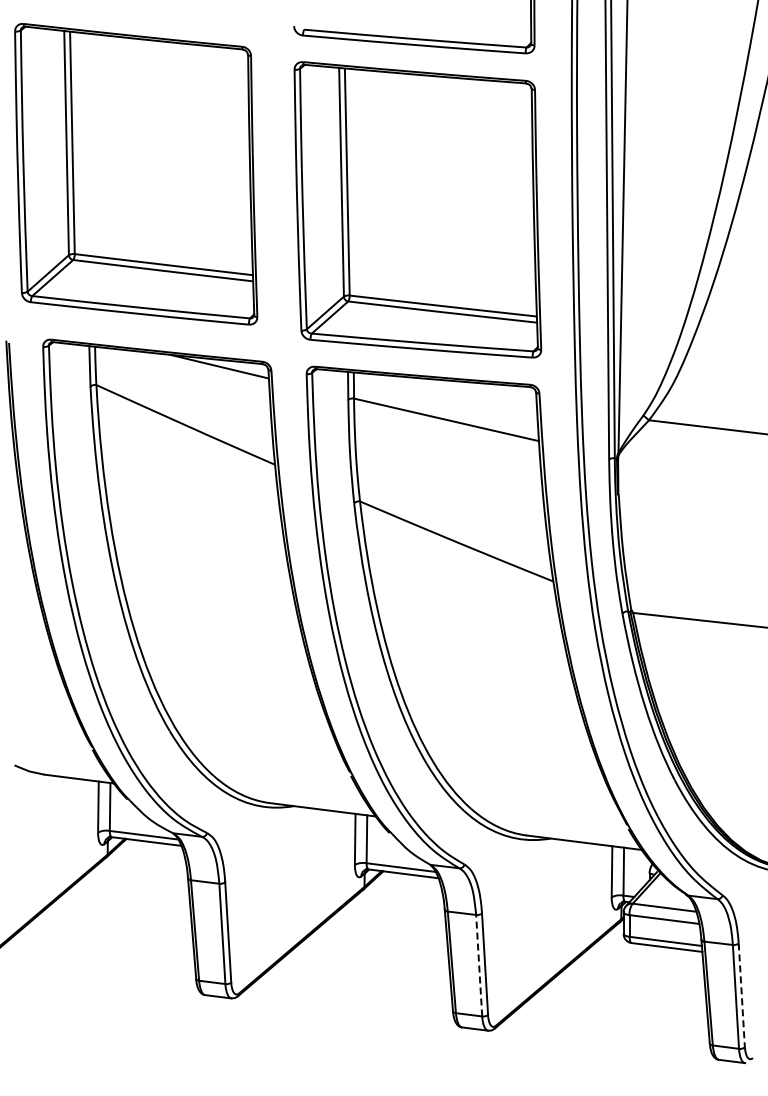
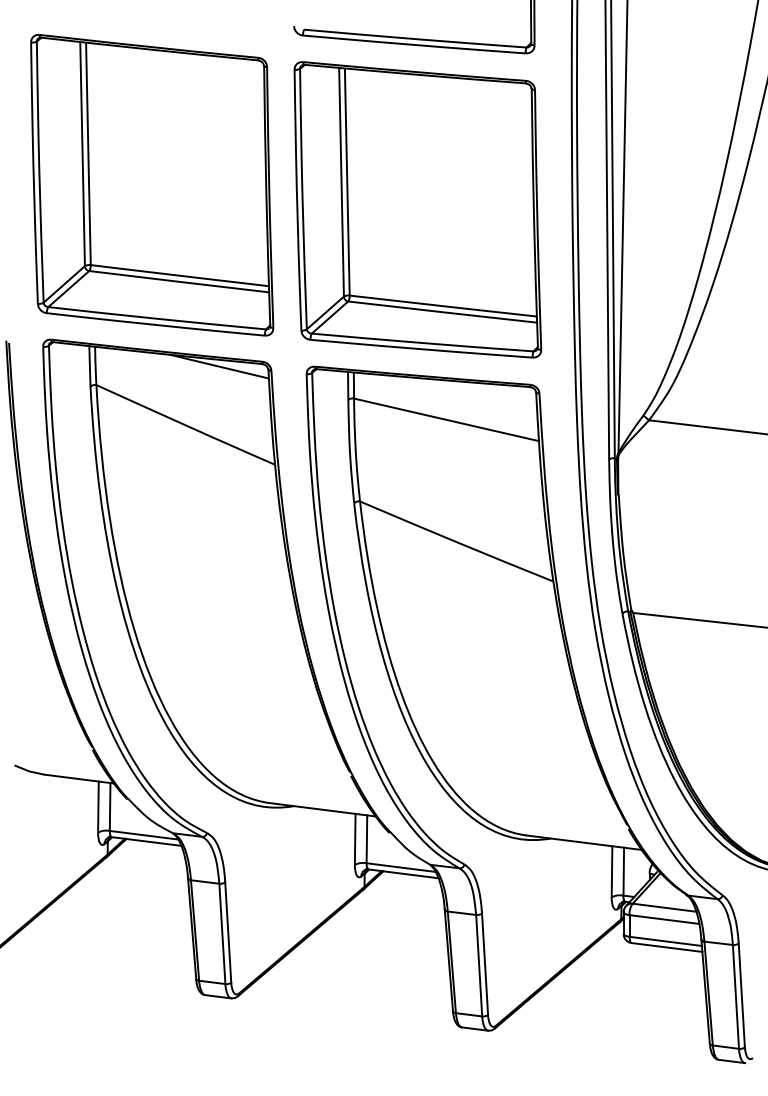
part position: (136, 174) -> (152, 185) (152, 185)
line: dashed -> solid (479, 965)
line: dashed -> solid (741, 995)
